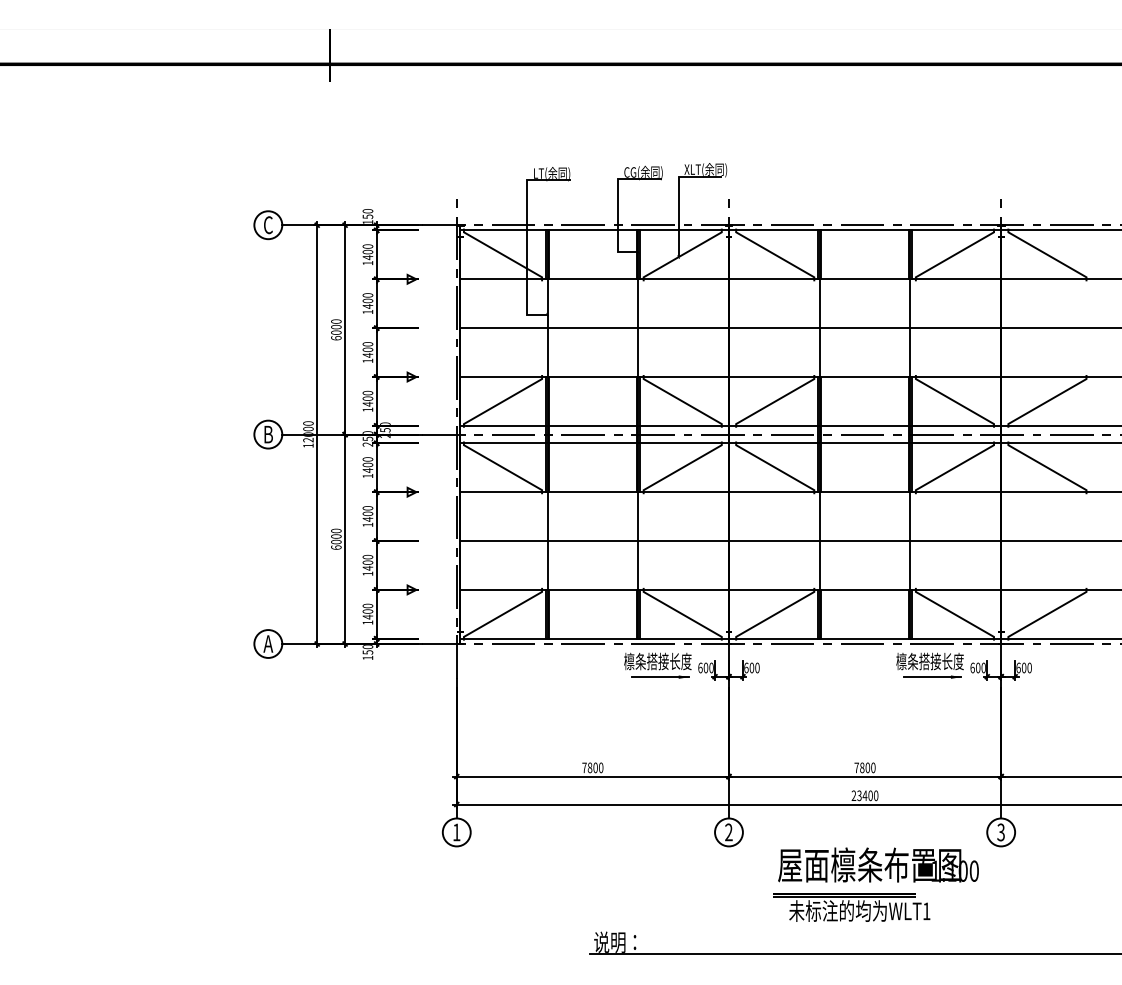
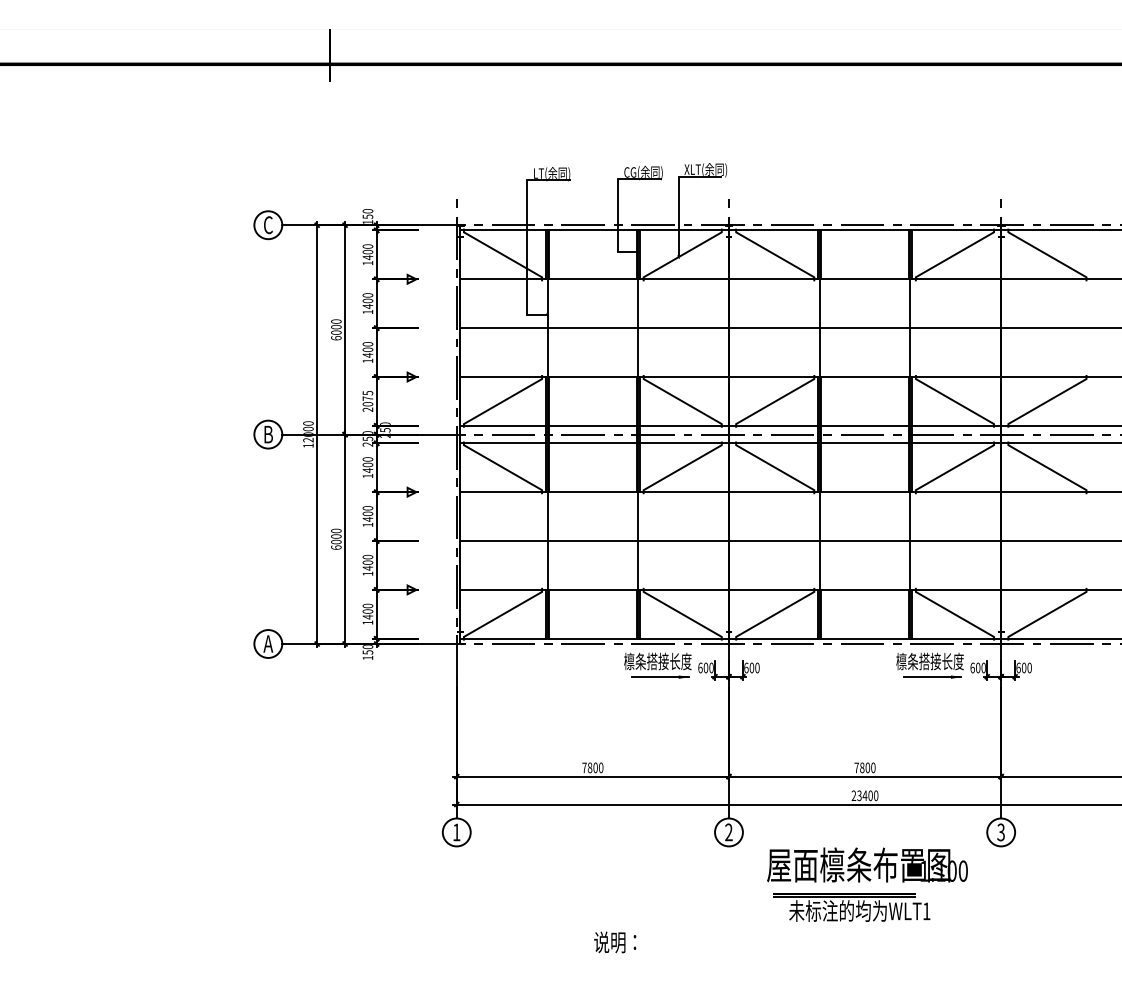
text: 1400 -> 2075 (367, 400)
text position: (878, 864) -> (867, 864) (867, 864)
line: present -> none (854, 953)
